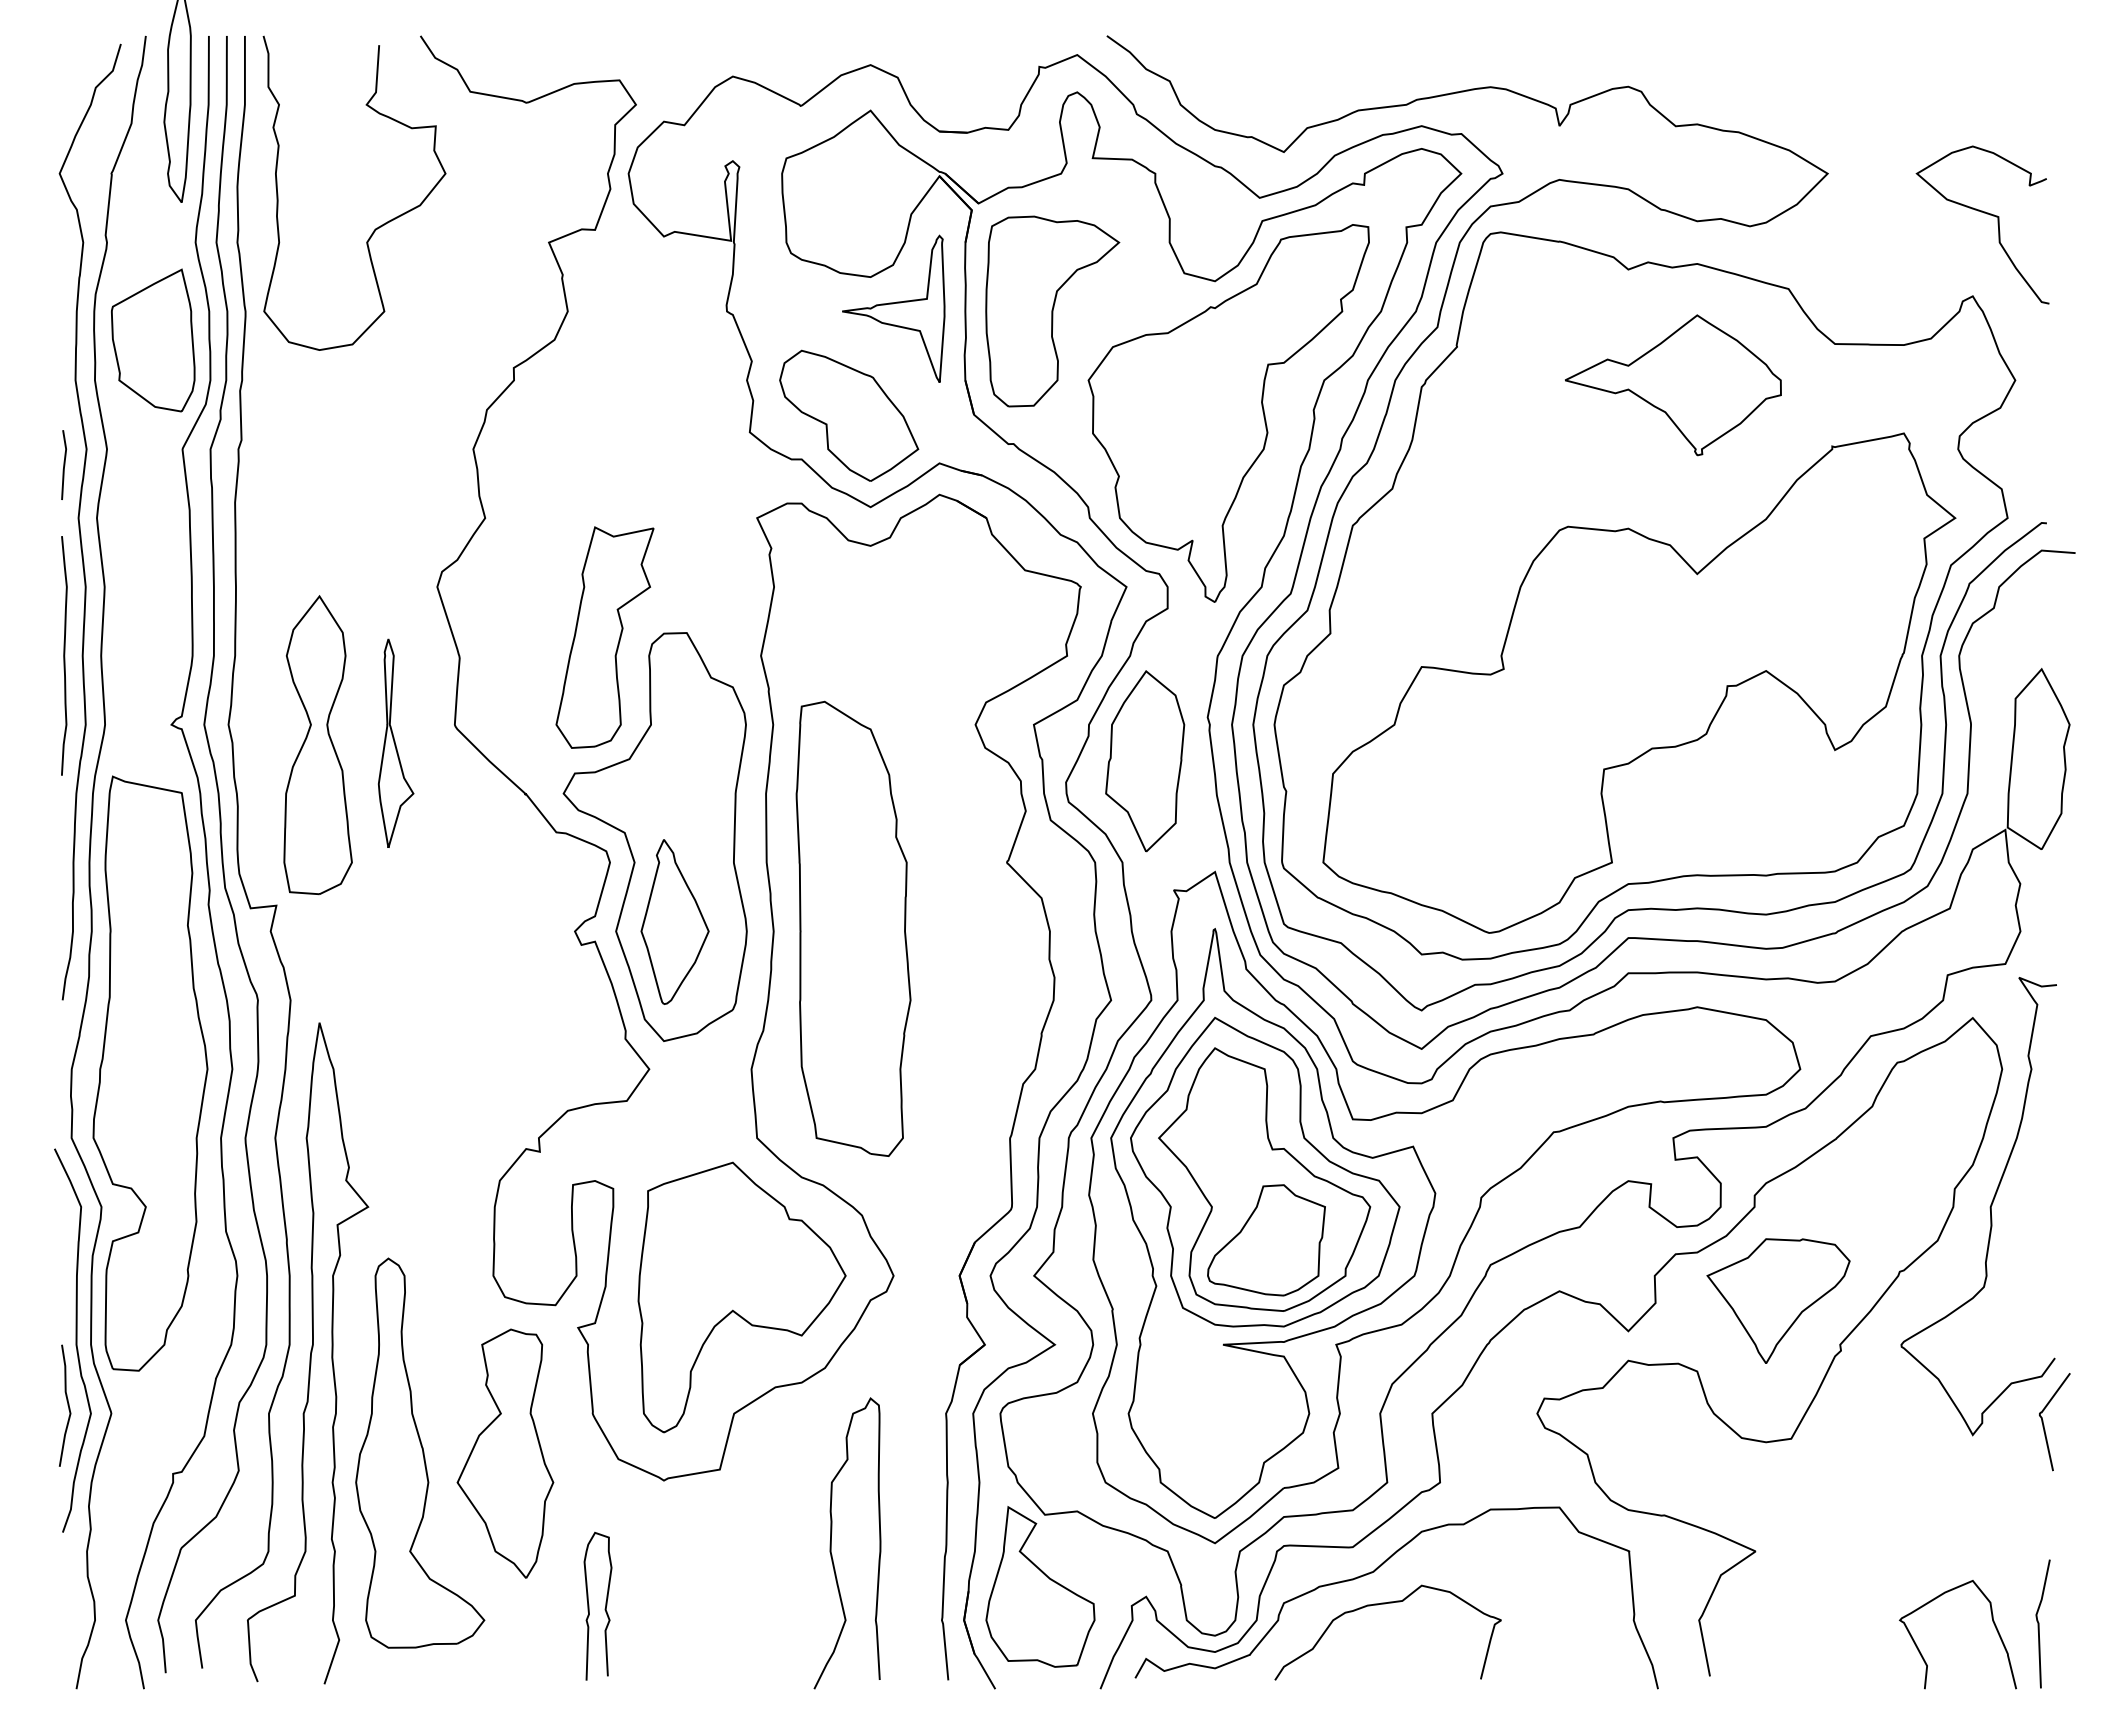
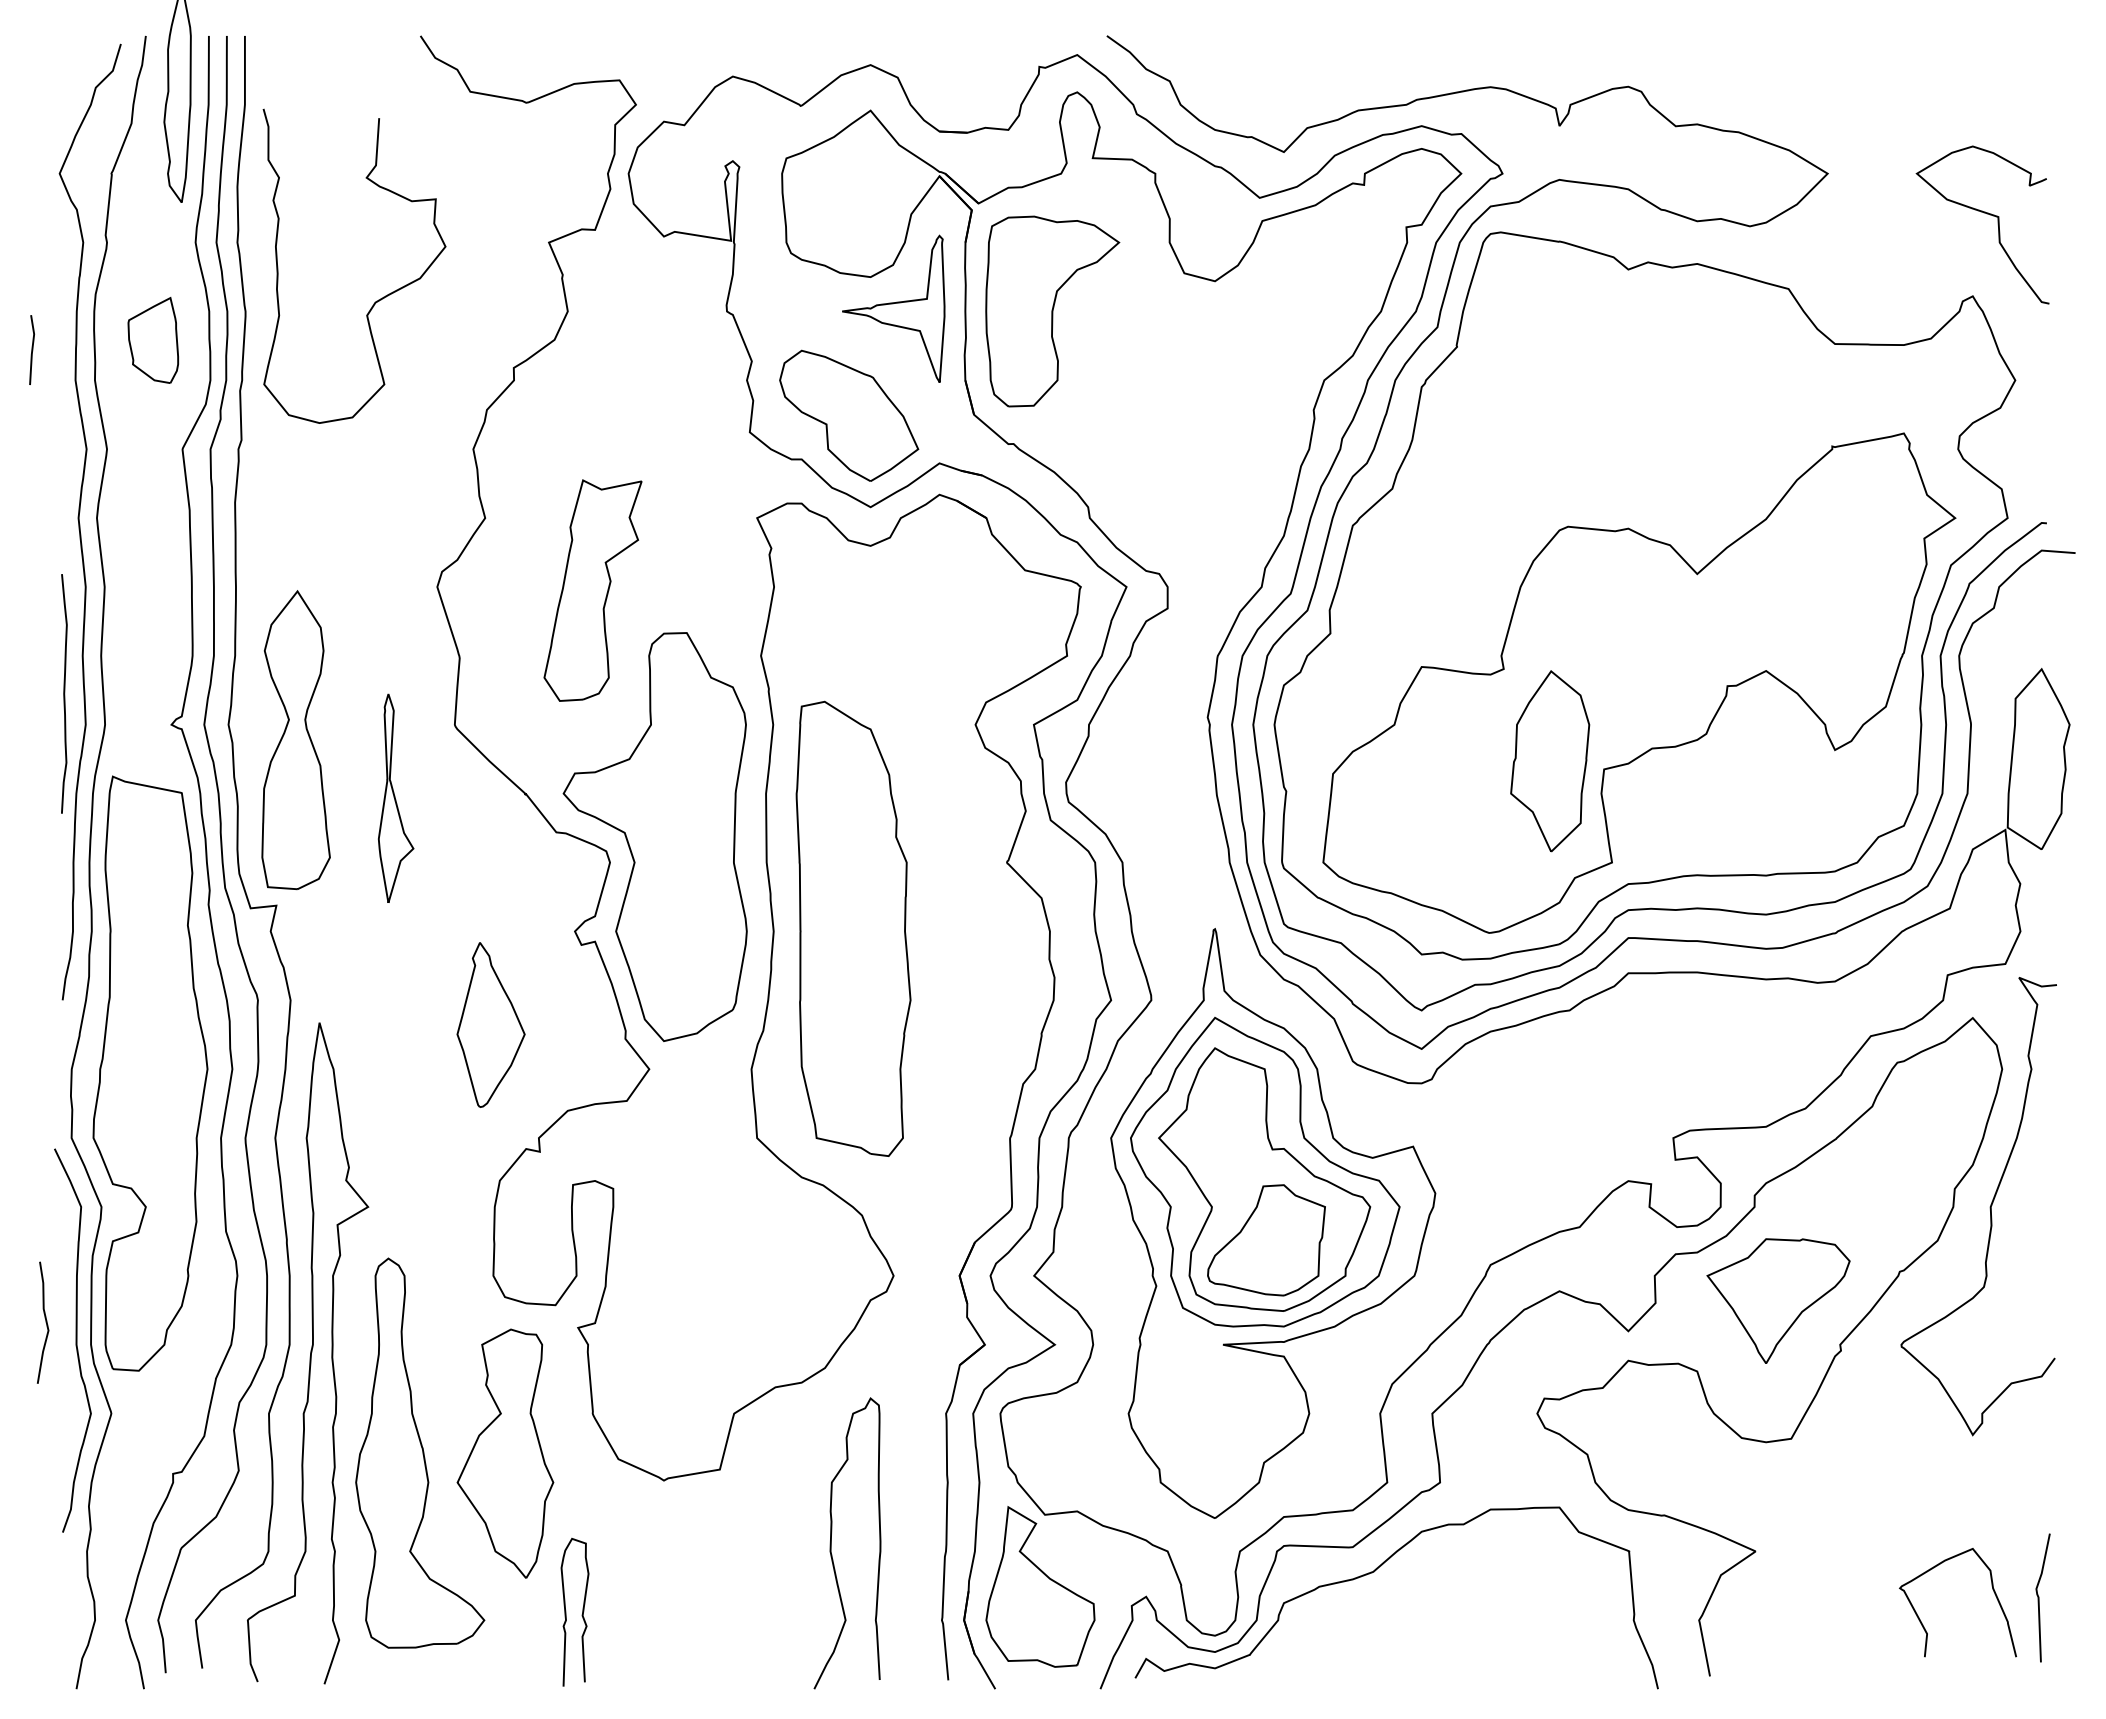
curve position: (378, 226) -> (378, 299) (378, 299)
part size: 85x145 px -> 52x87 px (152, 340)
part: present -> none (1673, 385)
part: present -> none (1228, 413)
line position: (63, 464) -> (31, 349) (31, 349)
part position: (604, 637) -> (592, 590) (592, 590)
curve position: (64, 655) -> (64, 693) (64, 693)
part position: (395, 742) -> (395, 797) (395, 797)
part position: (317, 745) -> (295, 740) (295, 740)
part position: (1145, 761) -> (1550, 761) (1550, 761)
part position: (674, 921) -> (490, 1024) (490, 1024)
part: present -> none (1444, 1207)
part: present -> none (741, 1297)
curve position: (67, 1405) -> (45, 1322) (45, 1322)
curve: present -> none (2044, 1425)
curve: present -> none (1385, 1604)
curve position: (604, 1608) -> (581, 1614) (581, 1614)
curve position: (1992, 1621) -> (1992, 1589) (1992, 1589)
curve position: (2039, 1623) -> (2039, 1597) (2039, 1597)
